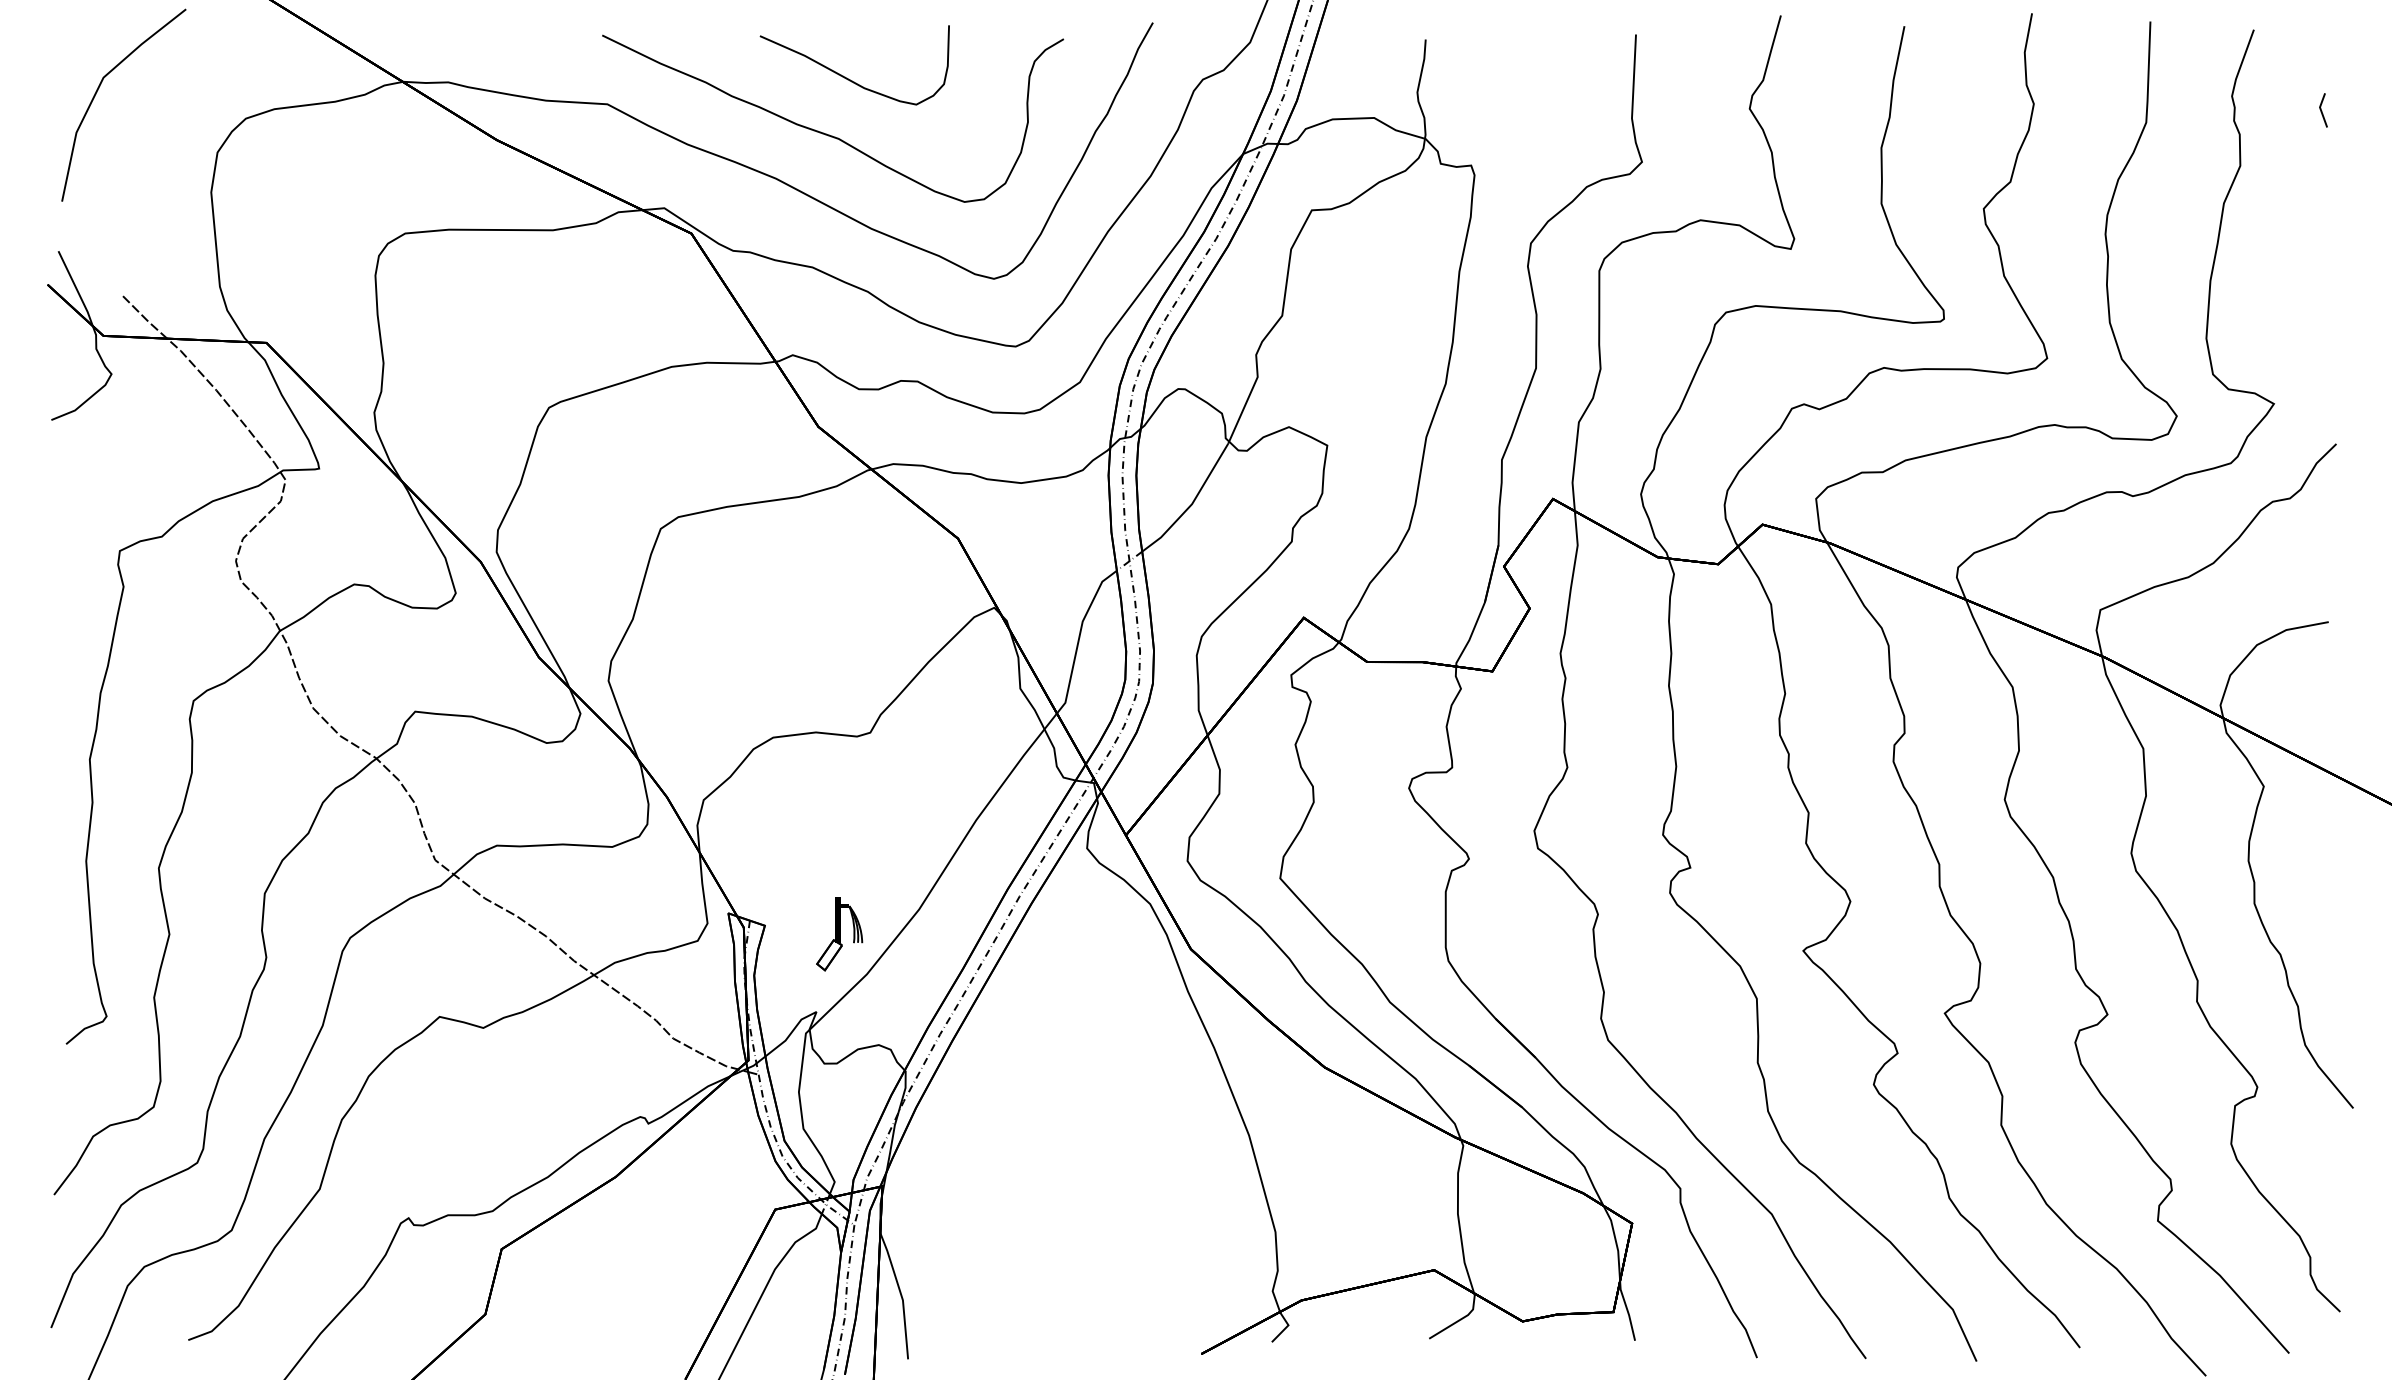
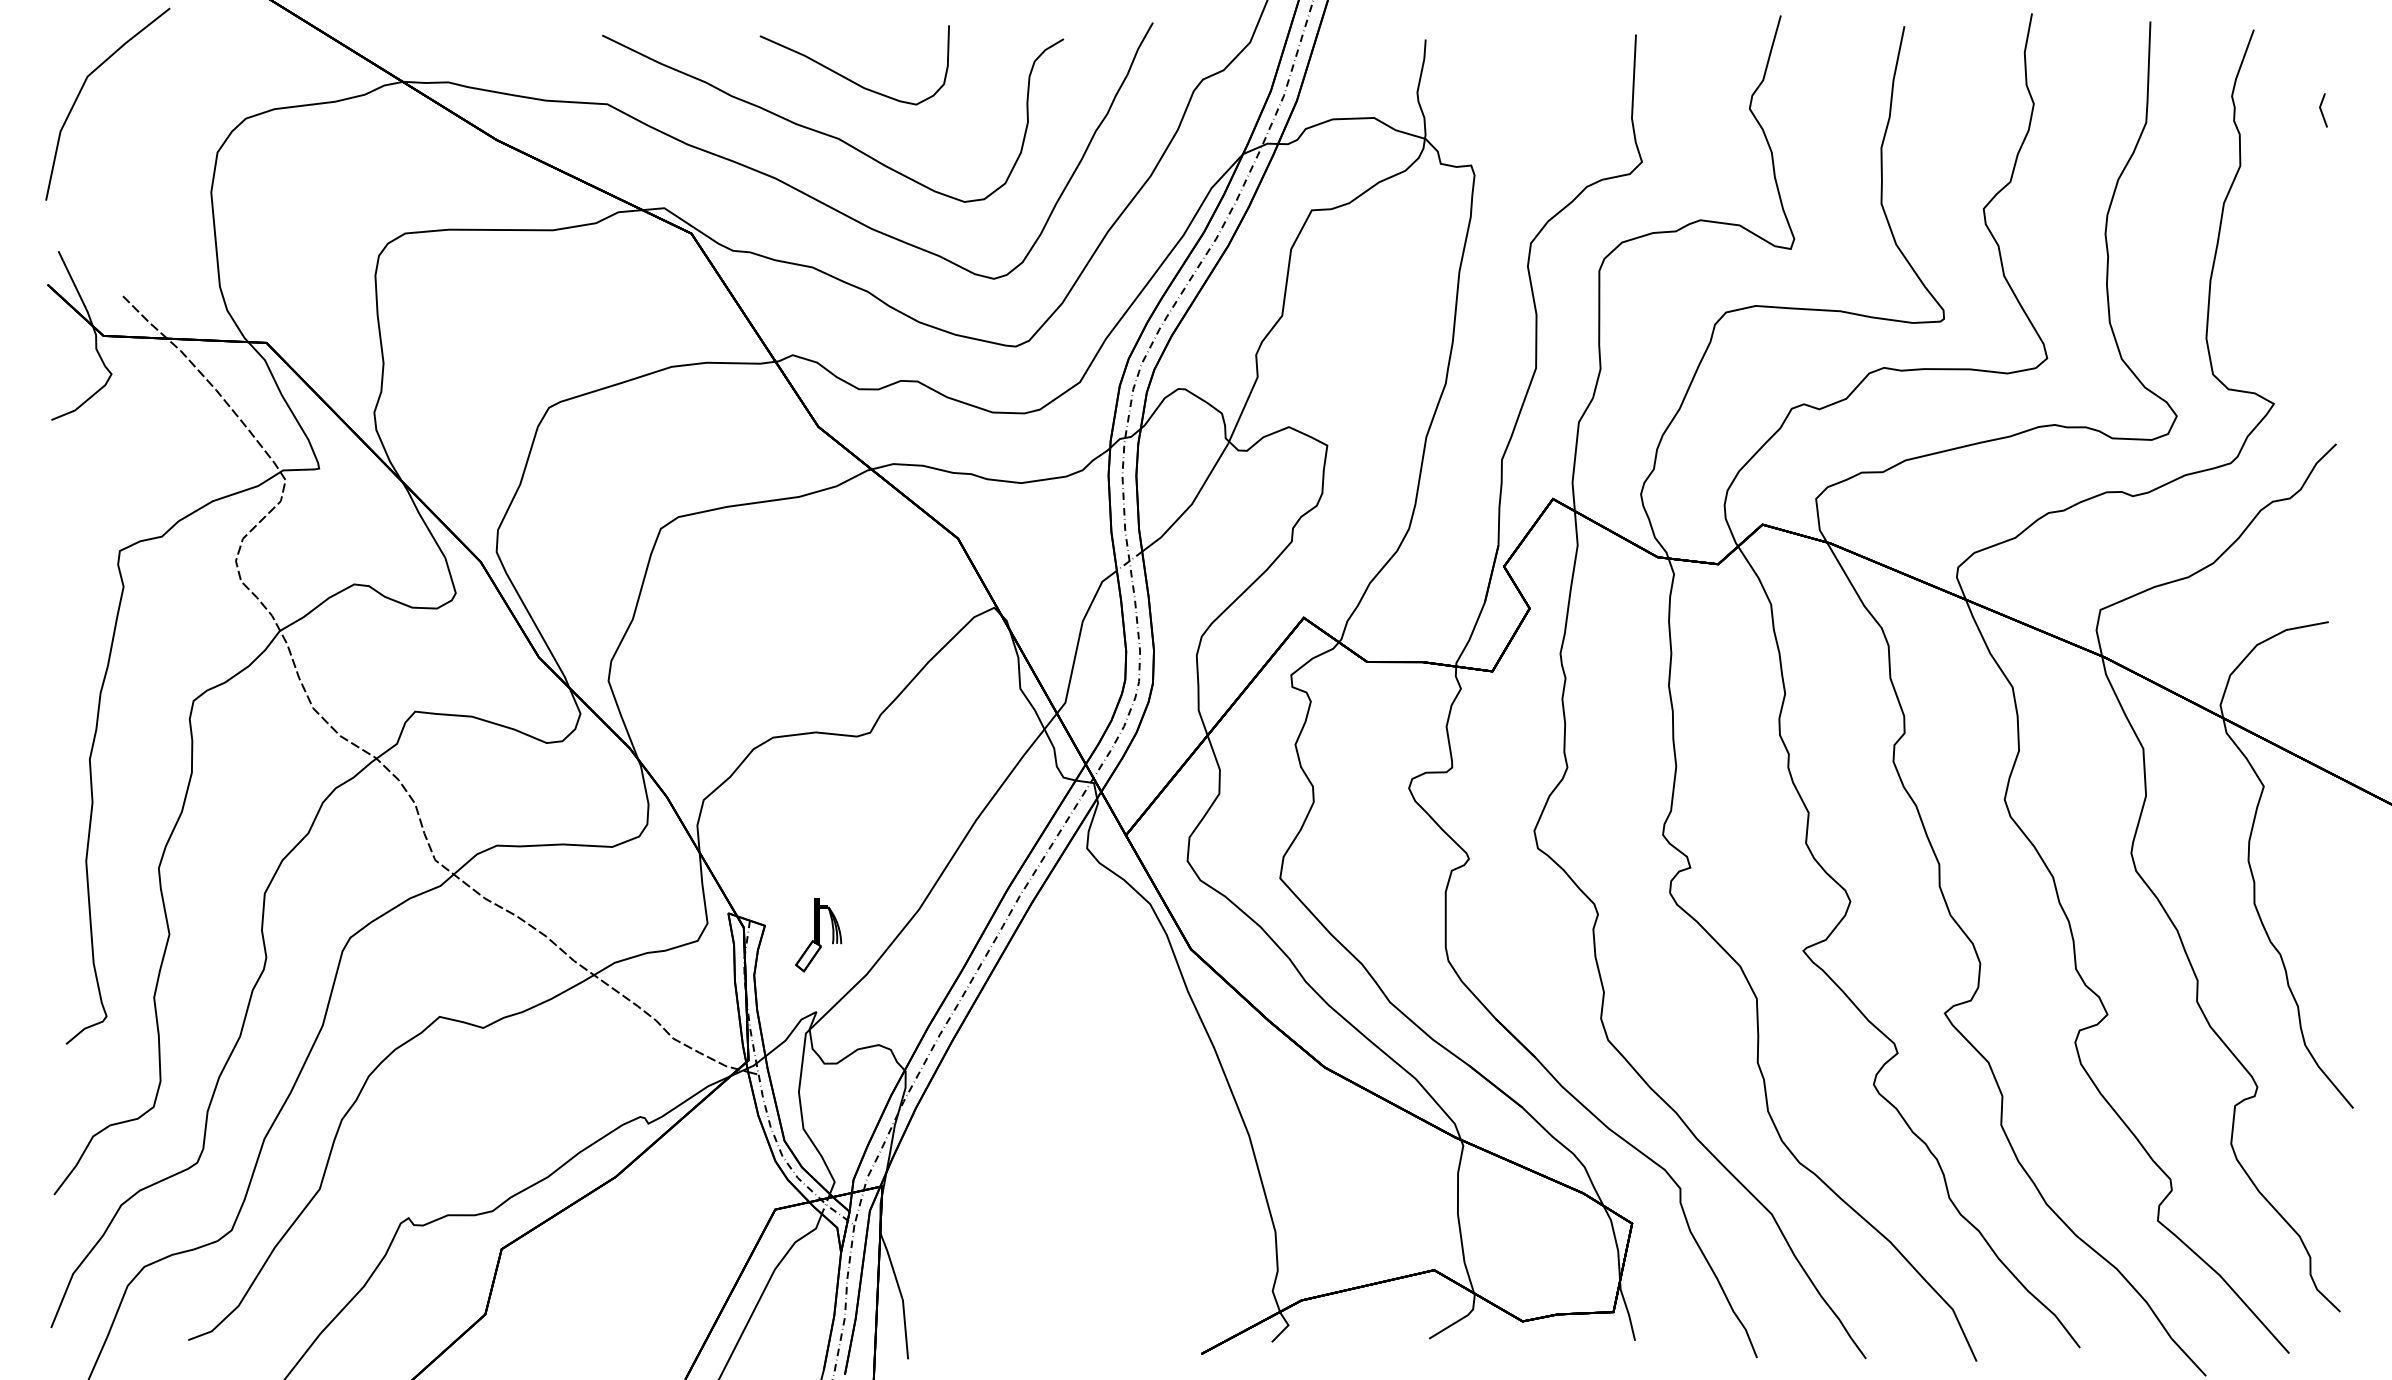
line position: (97, 92) -> (81, 91) (81, 91)
part position: (839, 934) -> (818, 935) (818, 935)
